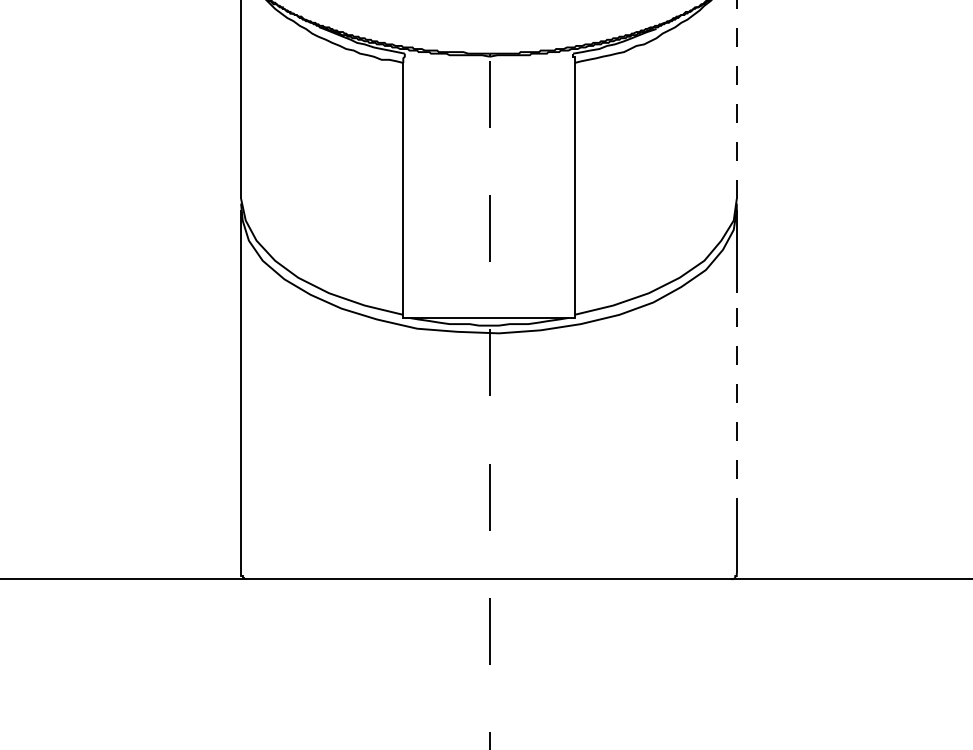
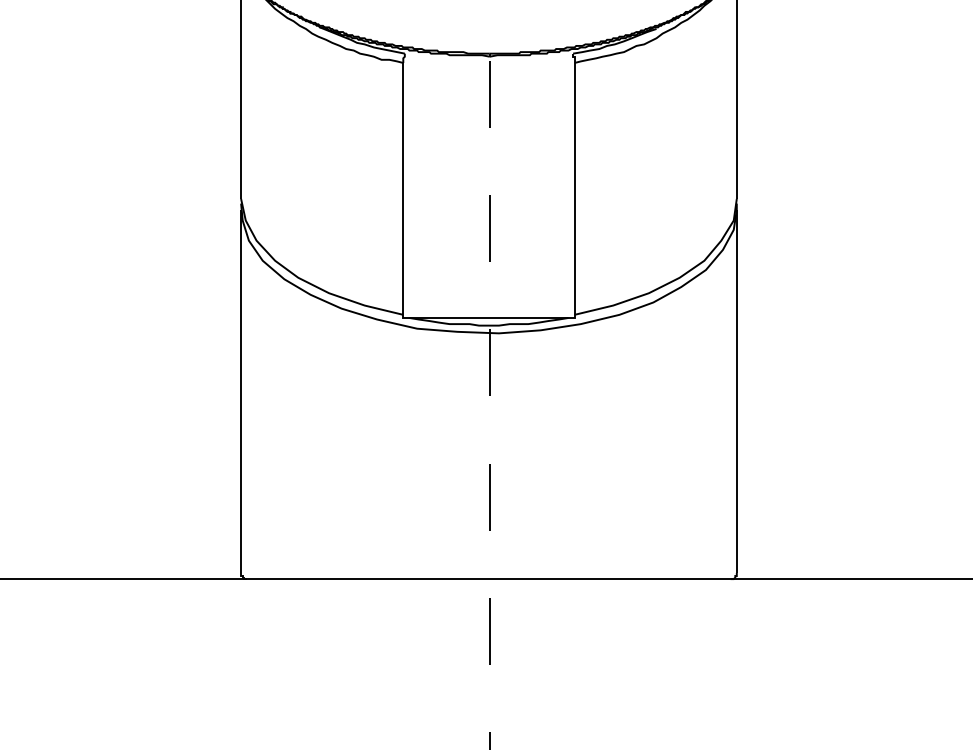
line: dashed -> solid (736, 99)
line: dashed -> solid (736, 404)
